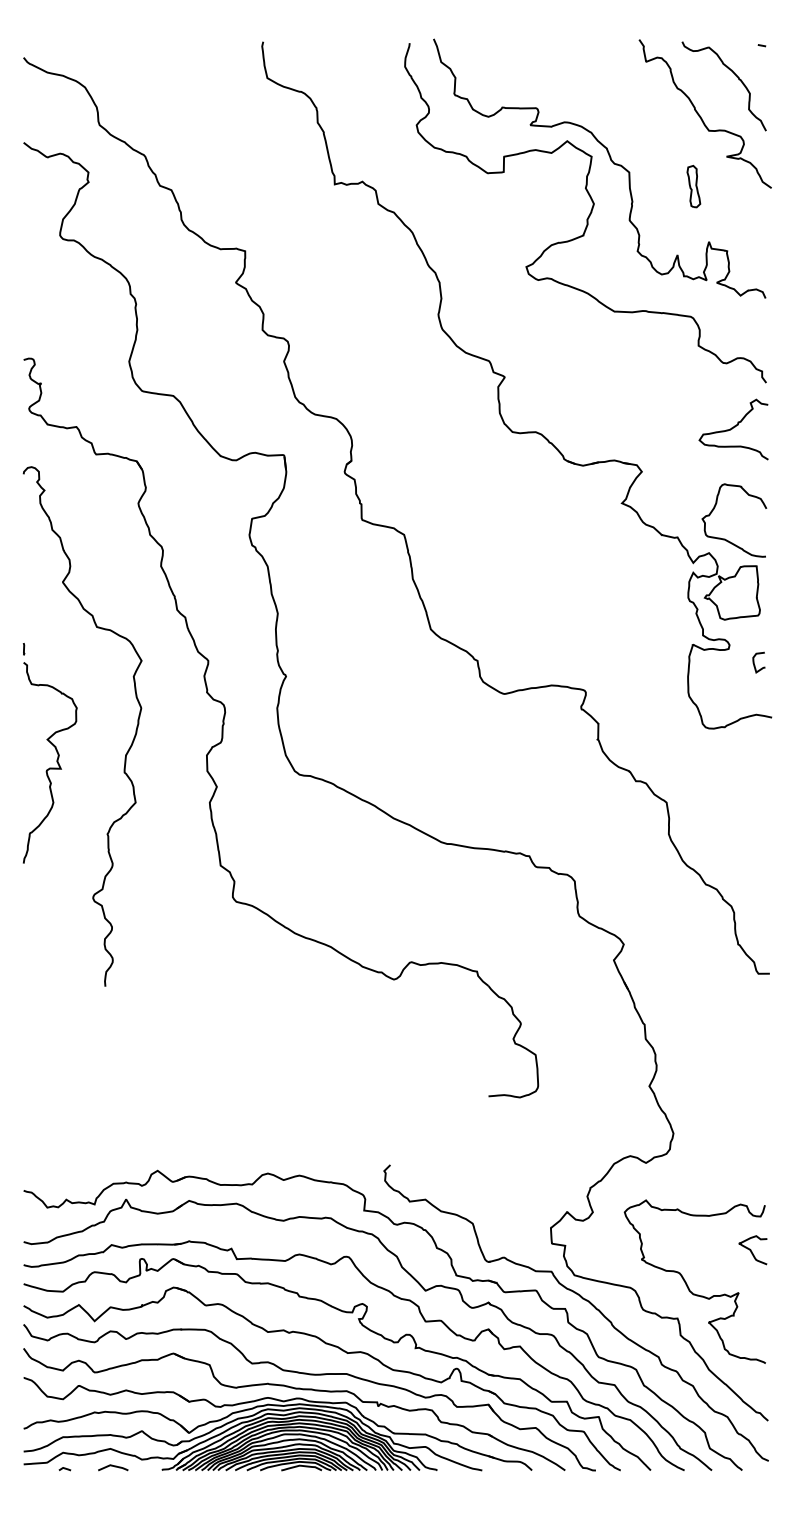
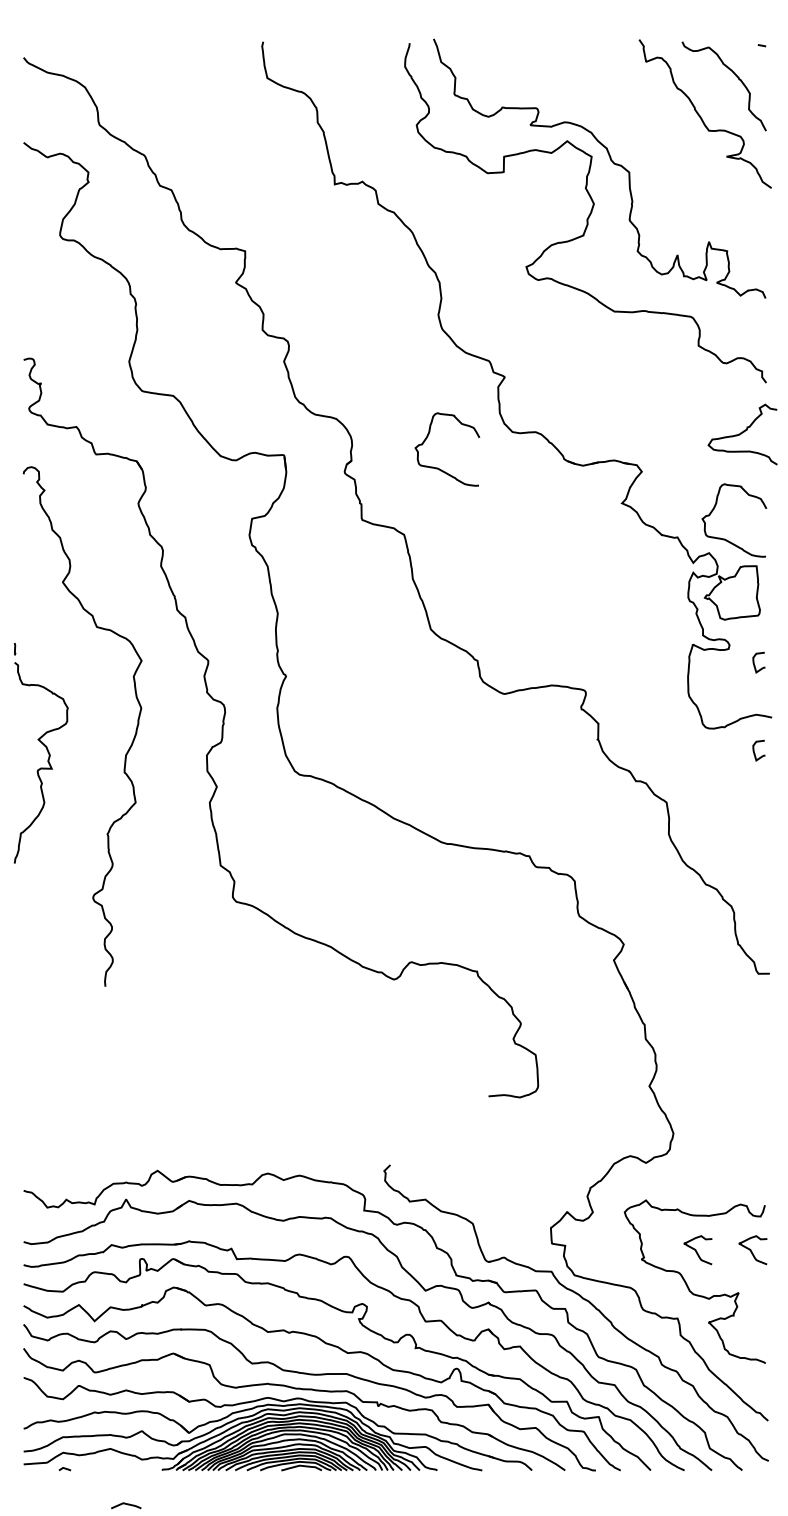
part: present -> none (693, 186)
curve position: (733, 428) -> (742, 433) (742, 433)
curve: none -> present (438, 467)
curve: none -> present (754, 750)
part position: (50, 753) -> (41, 753) (41, 753)
curve: none -> present (696, 1250)
curve position: (113, 1466) -> (126, 1504) (126, 1504)
